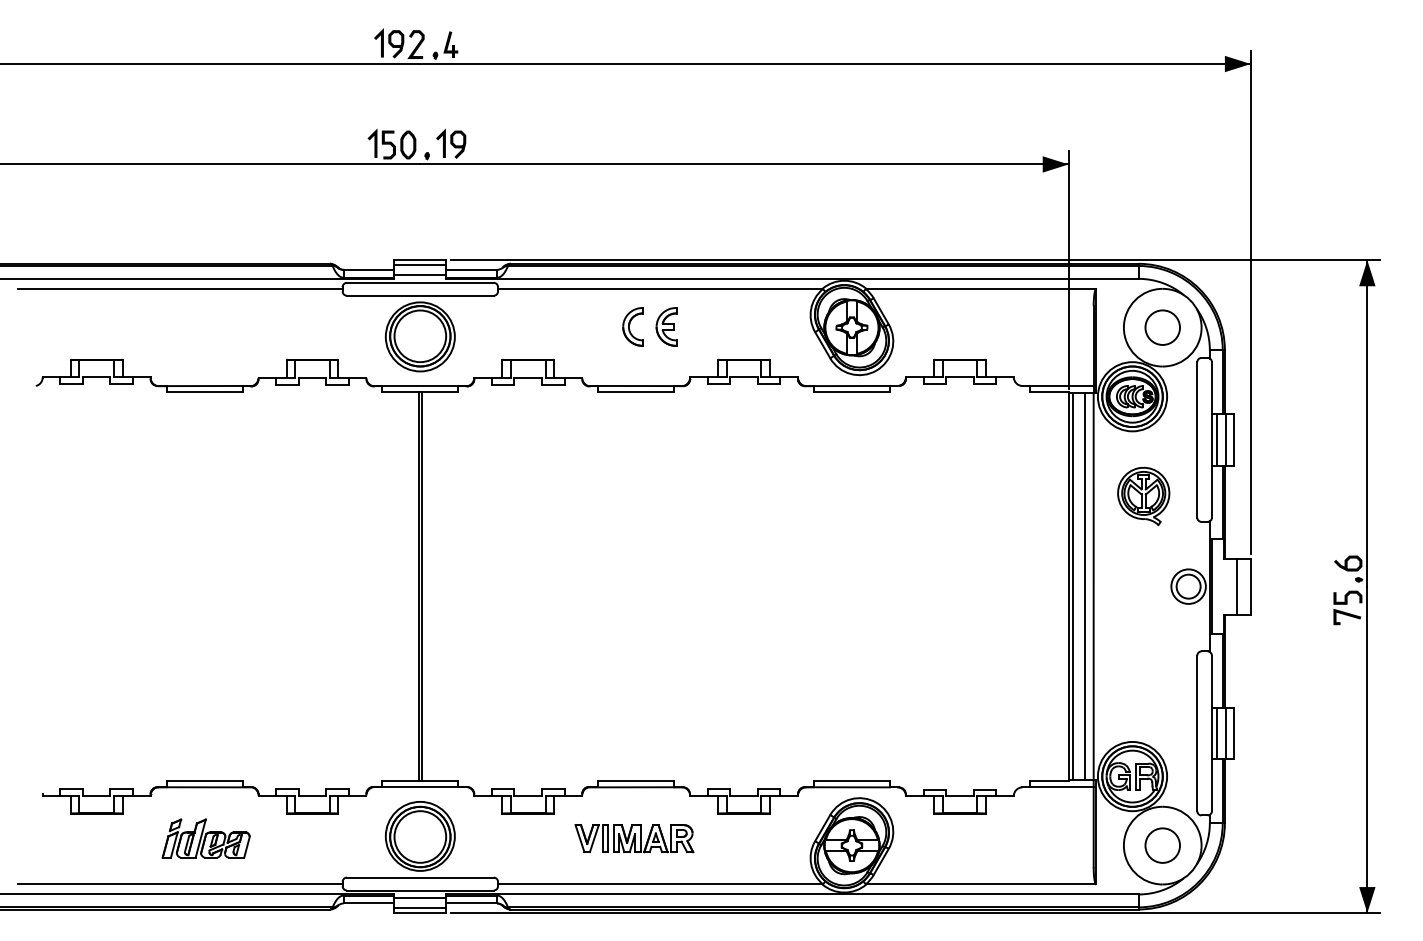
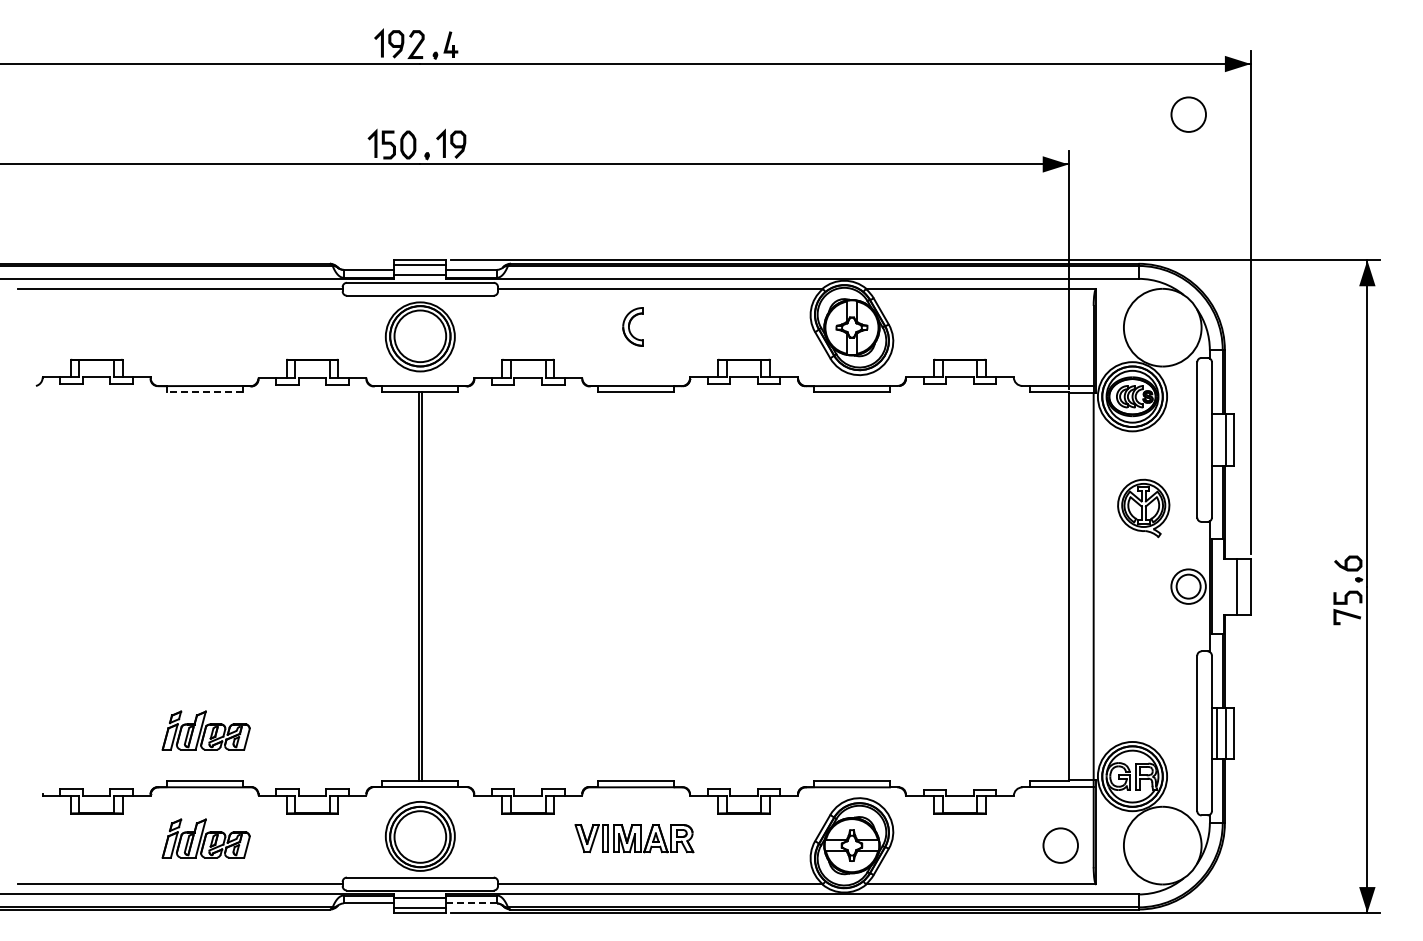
part: present -> none (666, 326)
circle position: (1162, 327) -> (1188, 114) (1188, 114)
line: solid -> dashed (204, 392)
line: present -> none (1217, 439)
part position: (1143, 496) -> (1143, 508) (1143, 508)
line: present -> none (1072, 586)
line: present -> none (1085, 586)
part: none -> present (205, 730)
circle position: (1162, 845) -> (1060, 845) (1060, 845)
line: solid -> dashed (472, 903)
